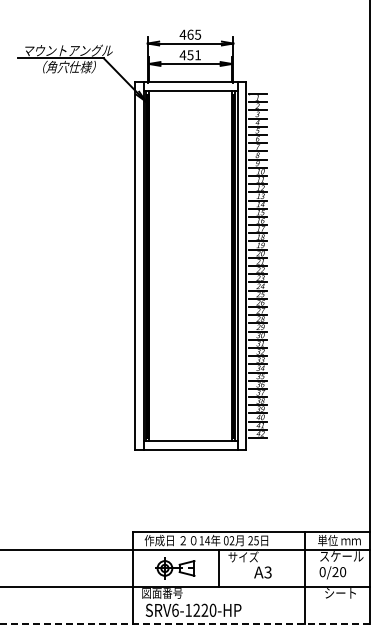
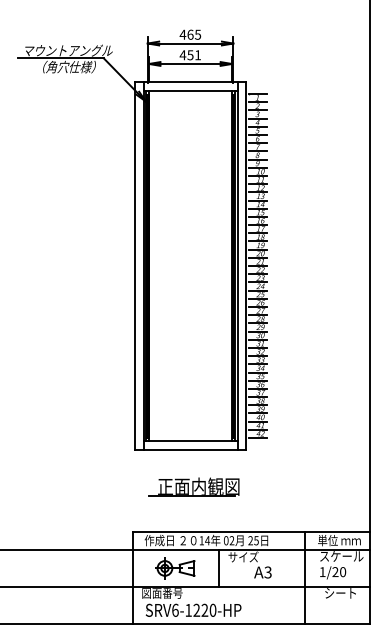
part: none -> present (193, 486)
text: 0/20 -> 1/20 (322, 572)
line: dashed -> solid (185, 623)
